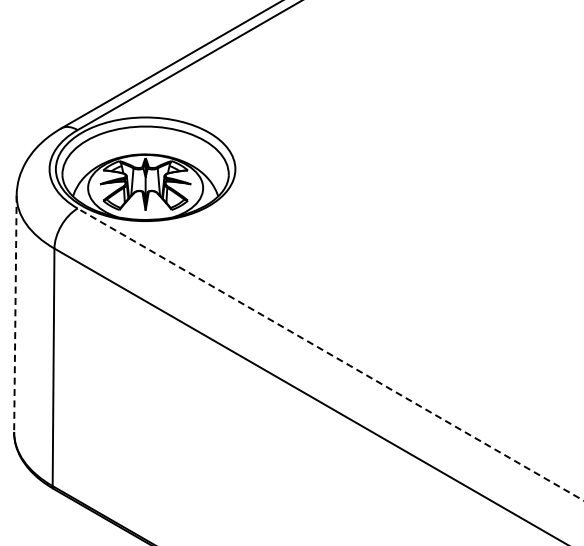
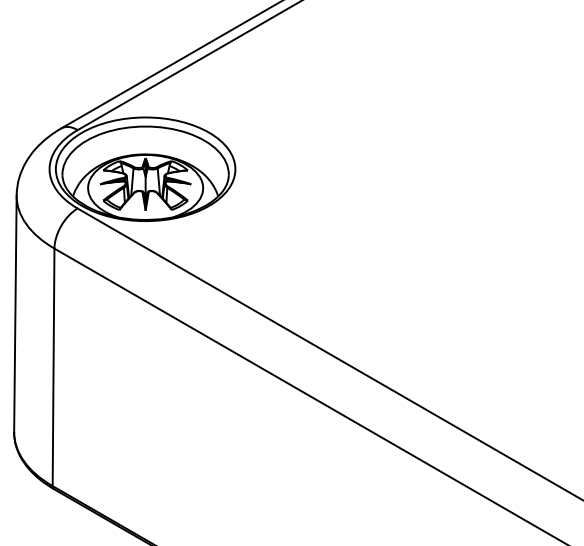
line: dashed -> solid (15, 314)
line: dashed -> solid (330, 354)
